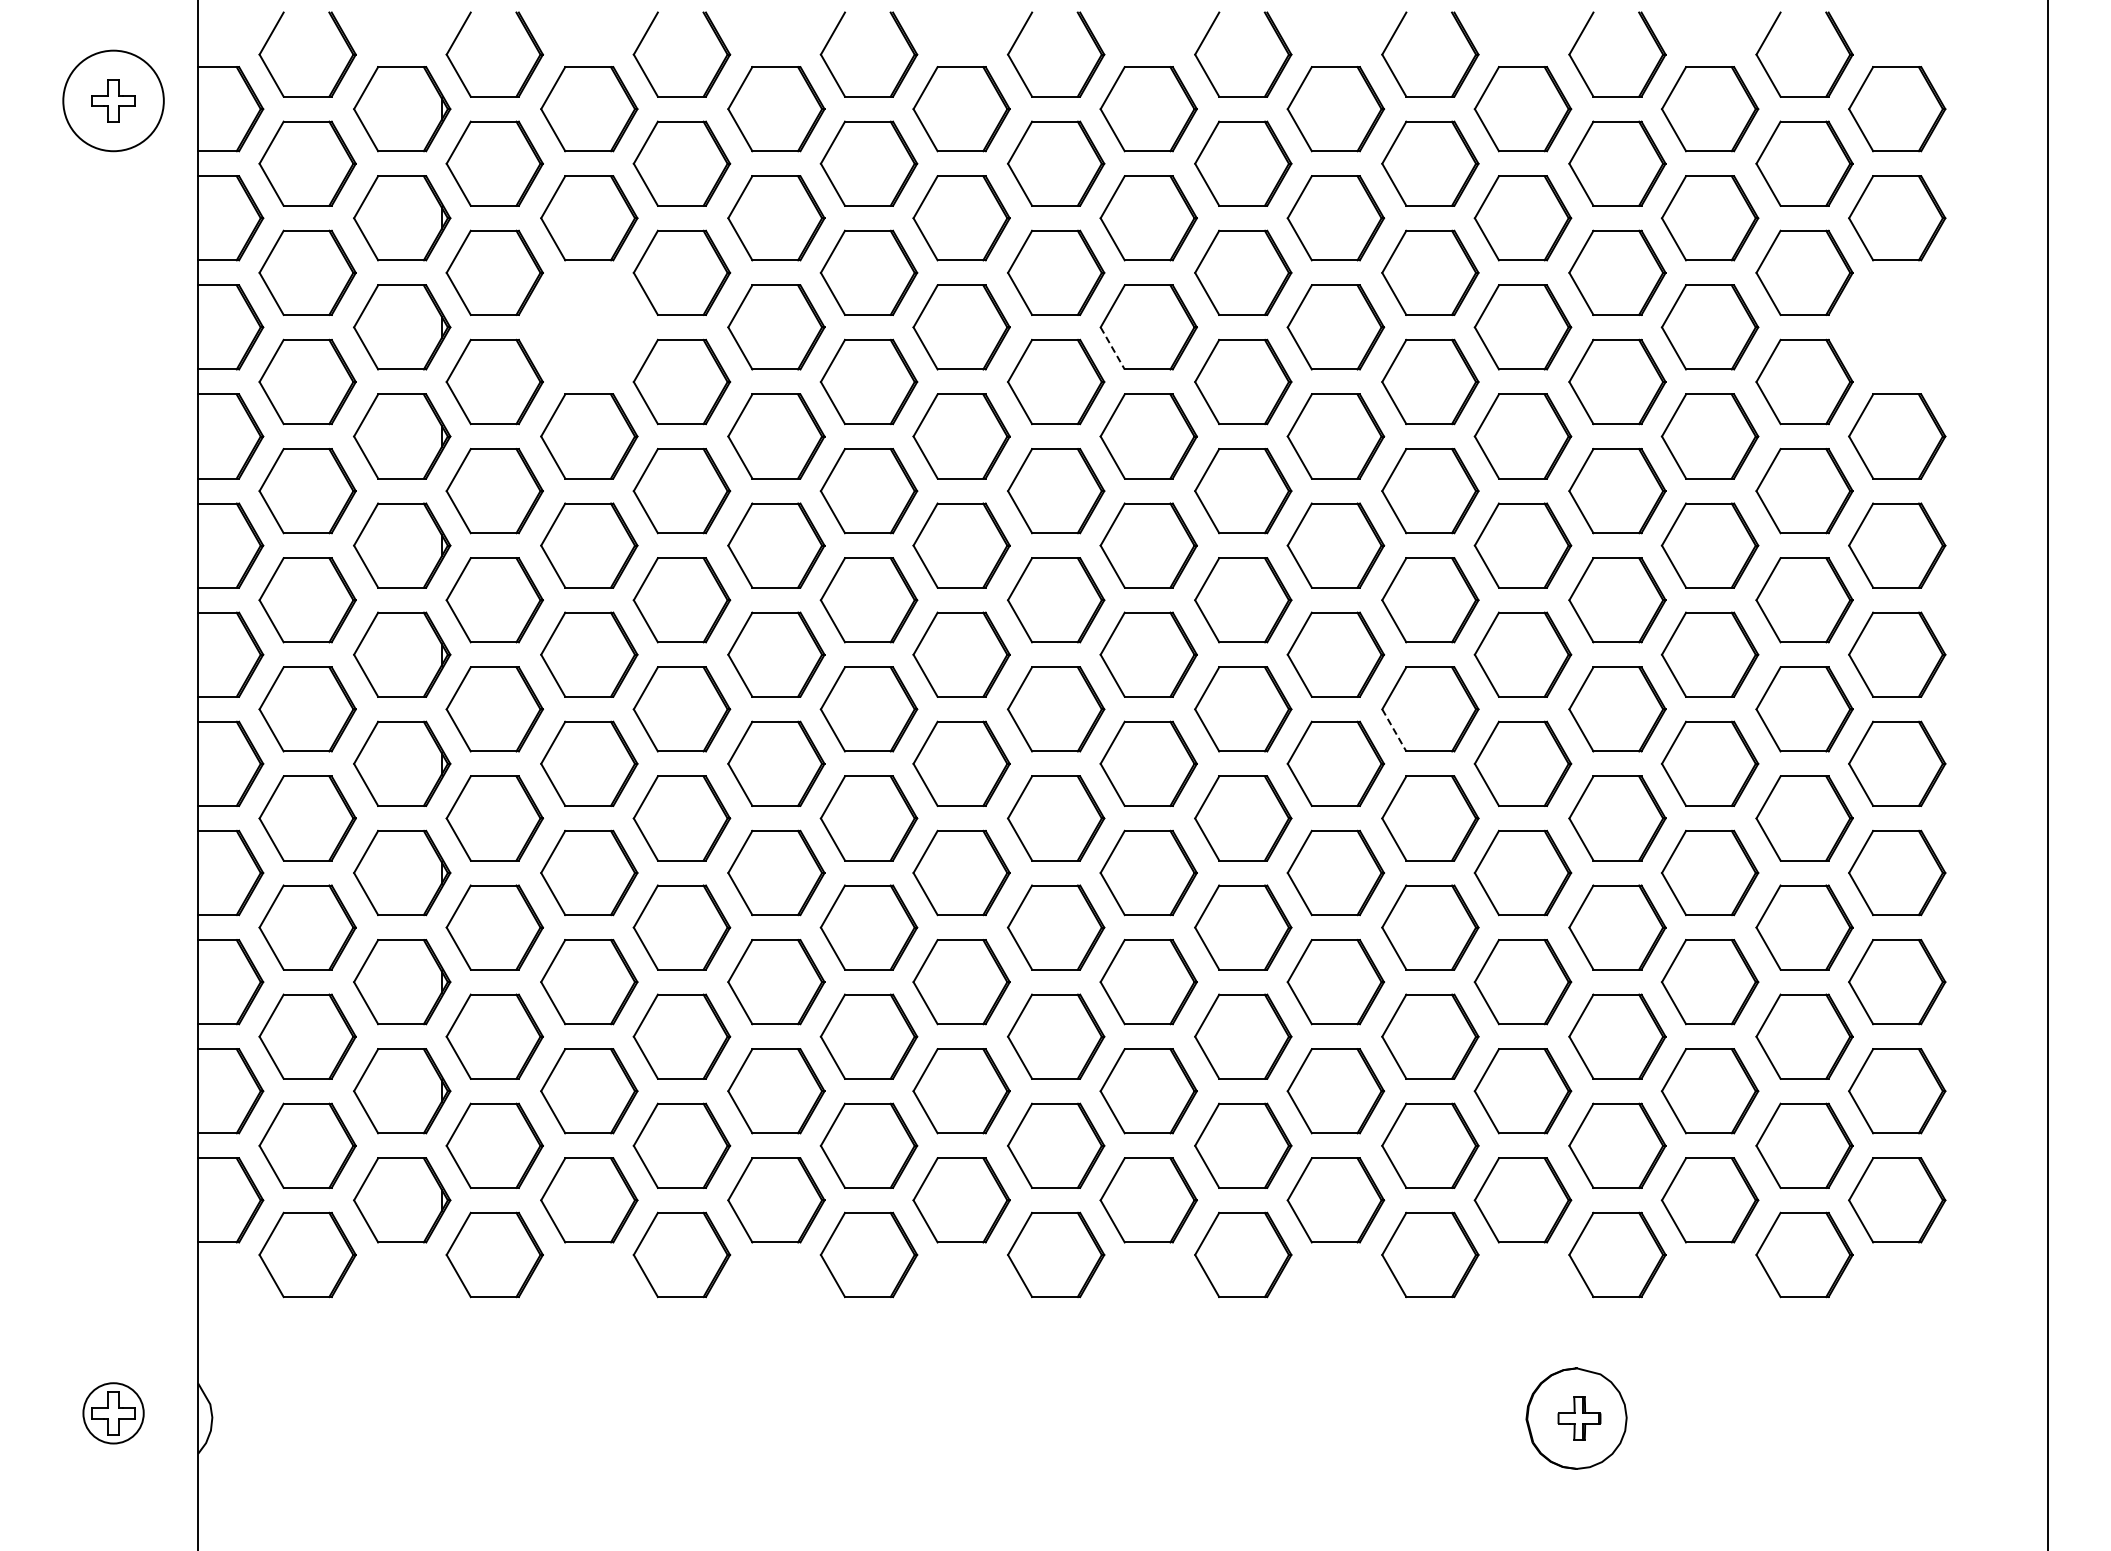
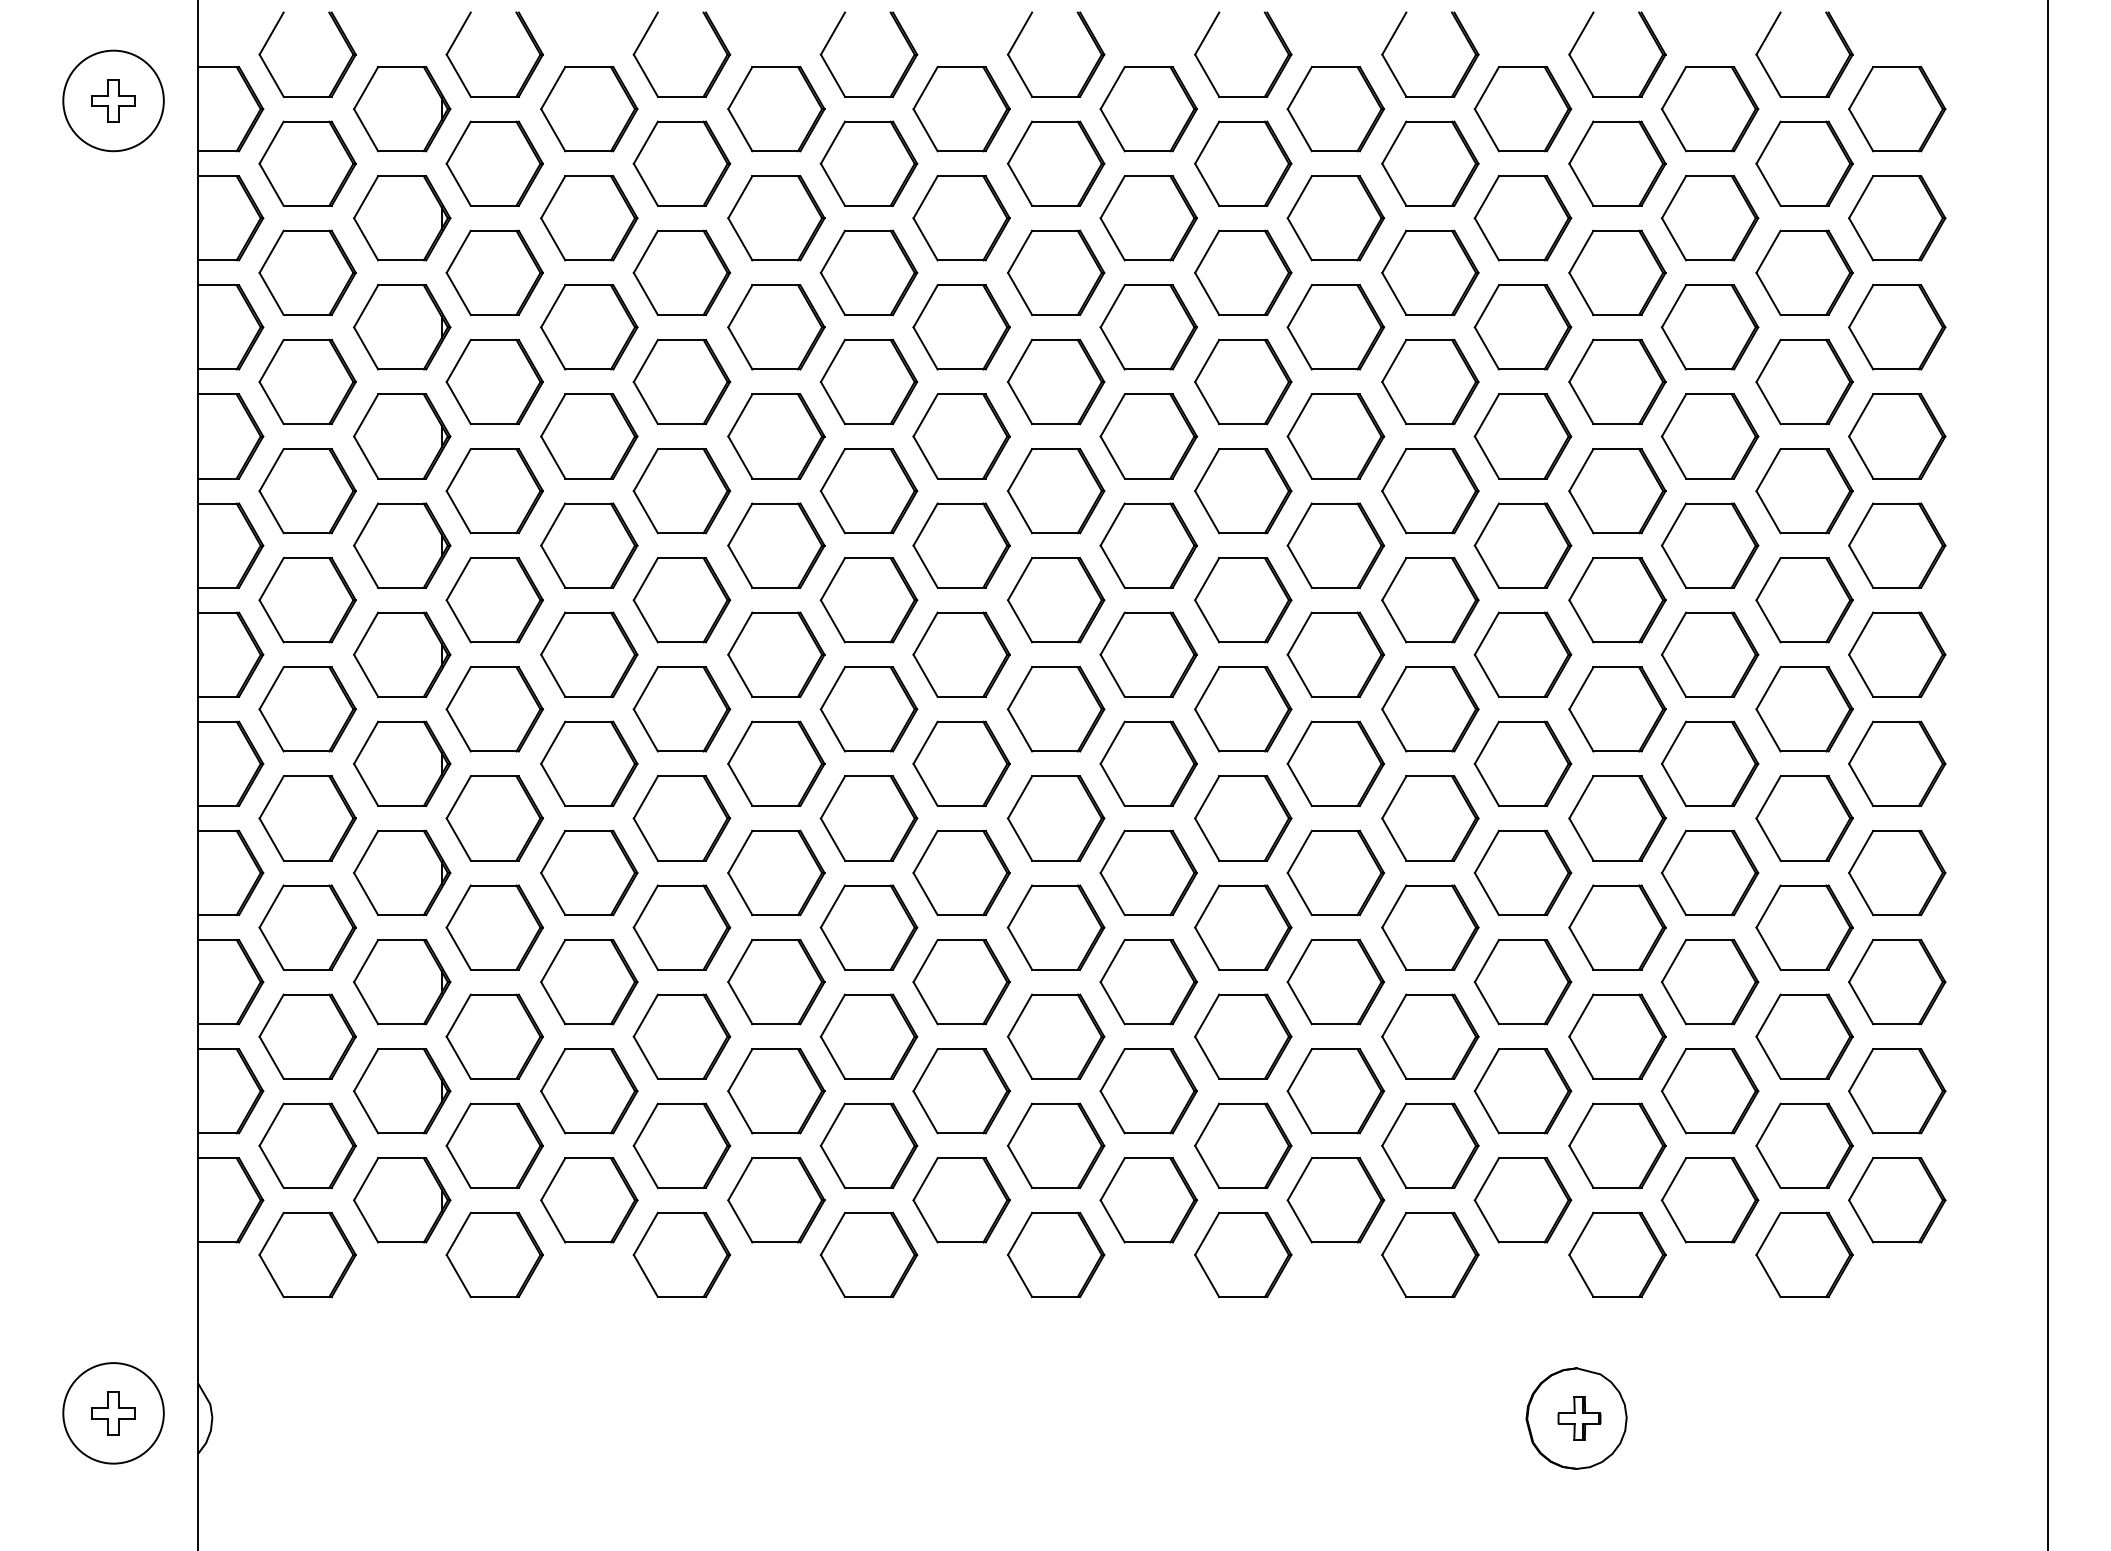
part: none -> present (589, 327)
part: none -> present (1897, 327)
line: dashed -> solid (1112, 348)
line: dashed -> solid (1394, 730)
circle diameter: 60 px -> 101 px (113, 1413)
